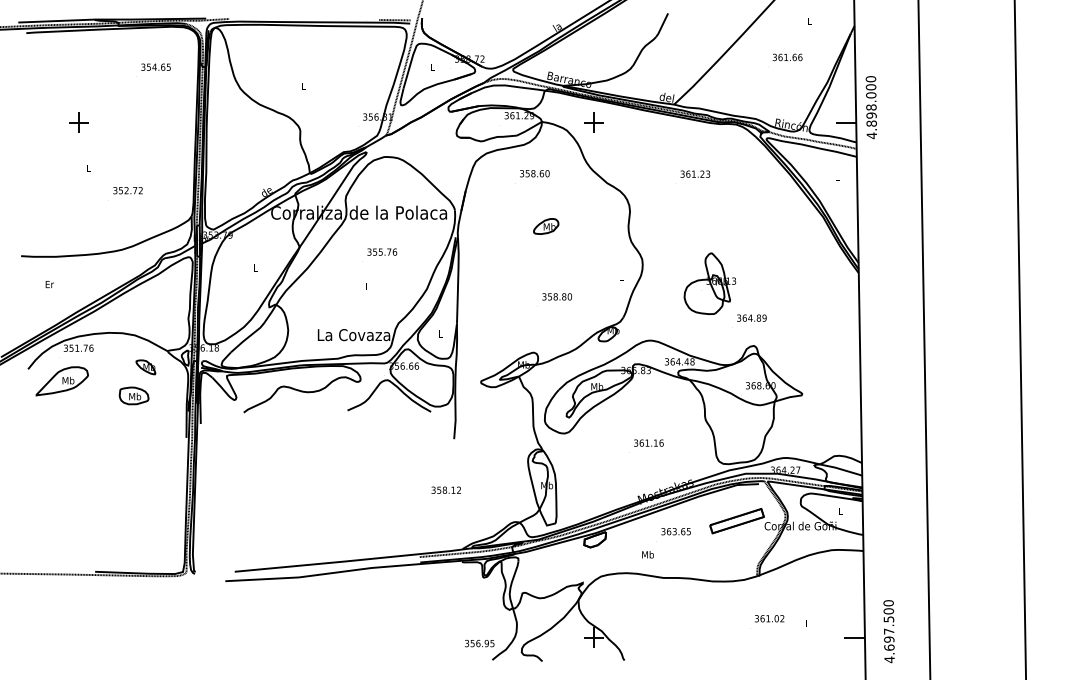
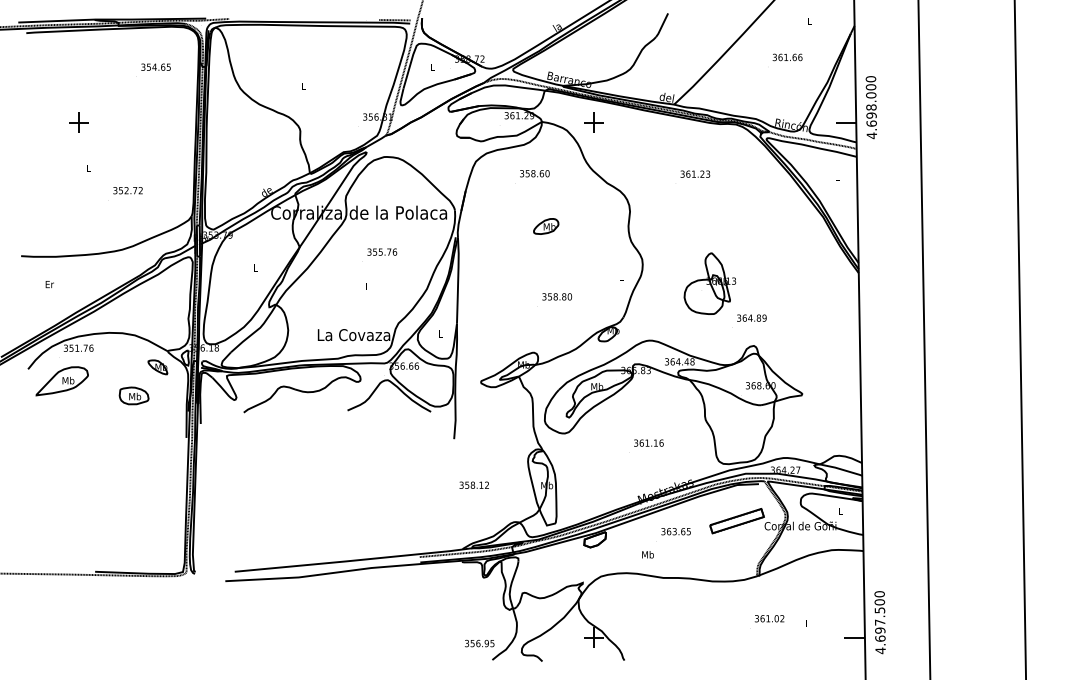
text: 4.898.000 -> 4.698.000 (871, 123)
part position: (145, 367) -> (157, 367) (157, 367)
text position: (445, 489) -> (473, 484) (473, 484)
text position: (888, 631) -> (879, 622) (879, 622)
